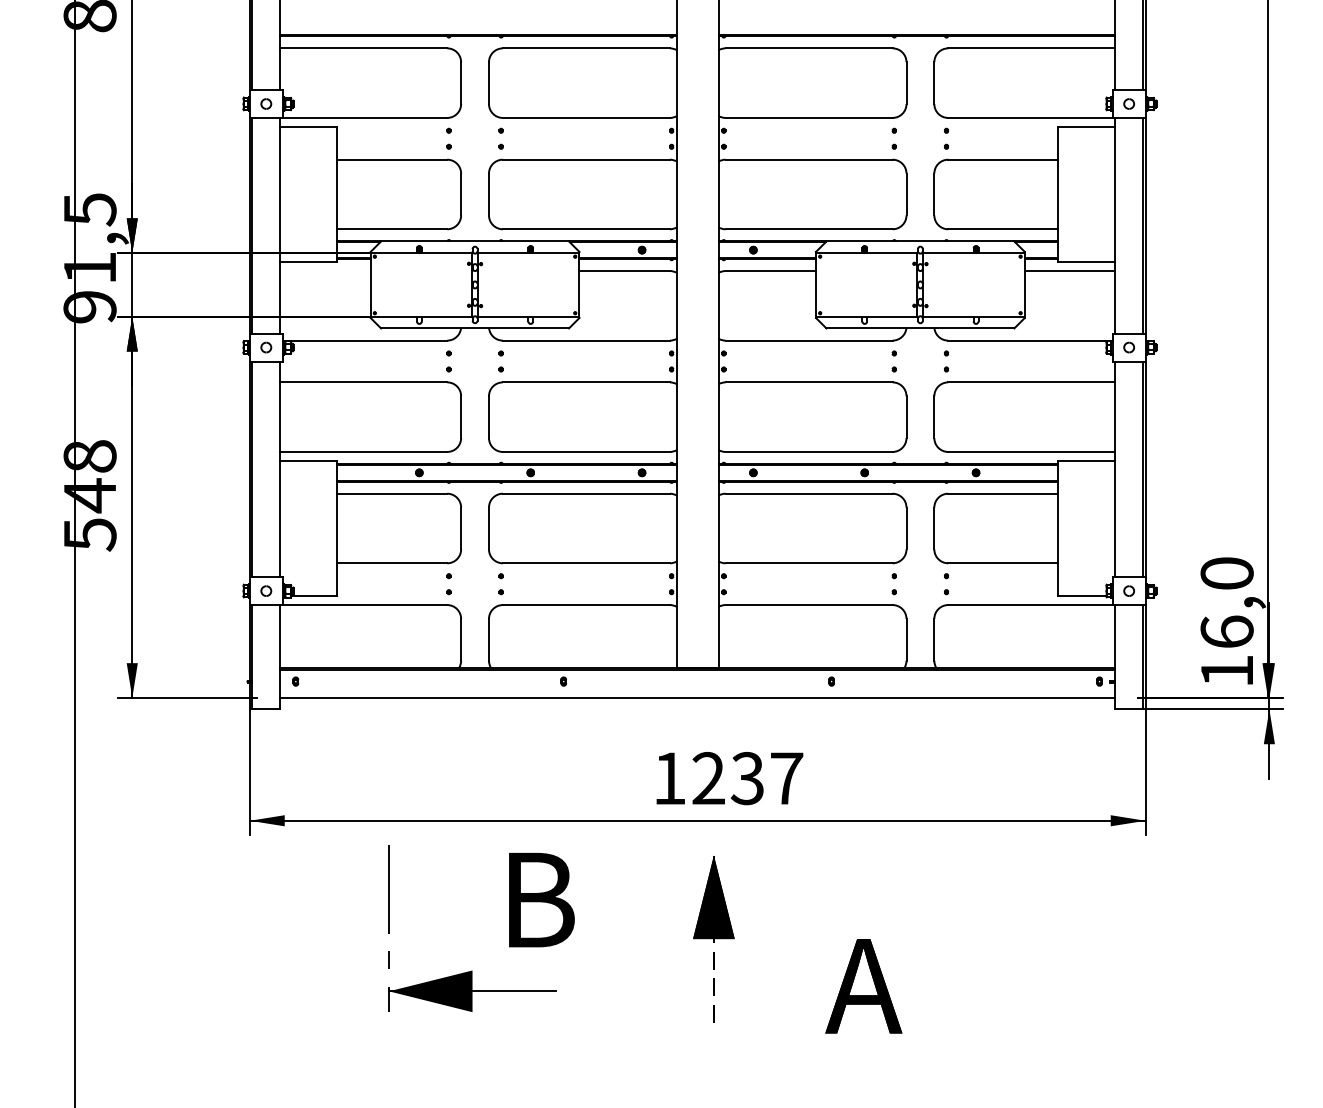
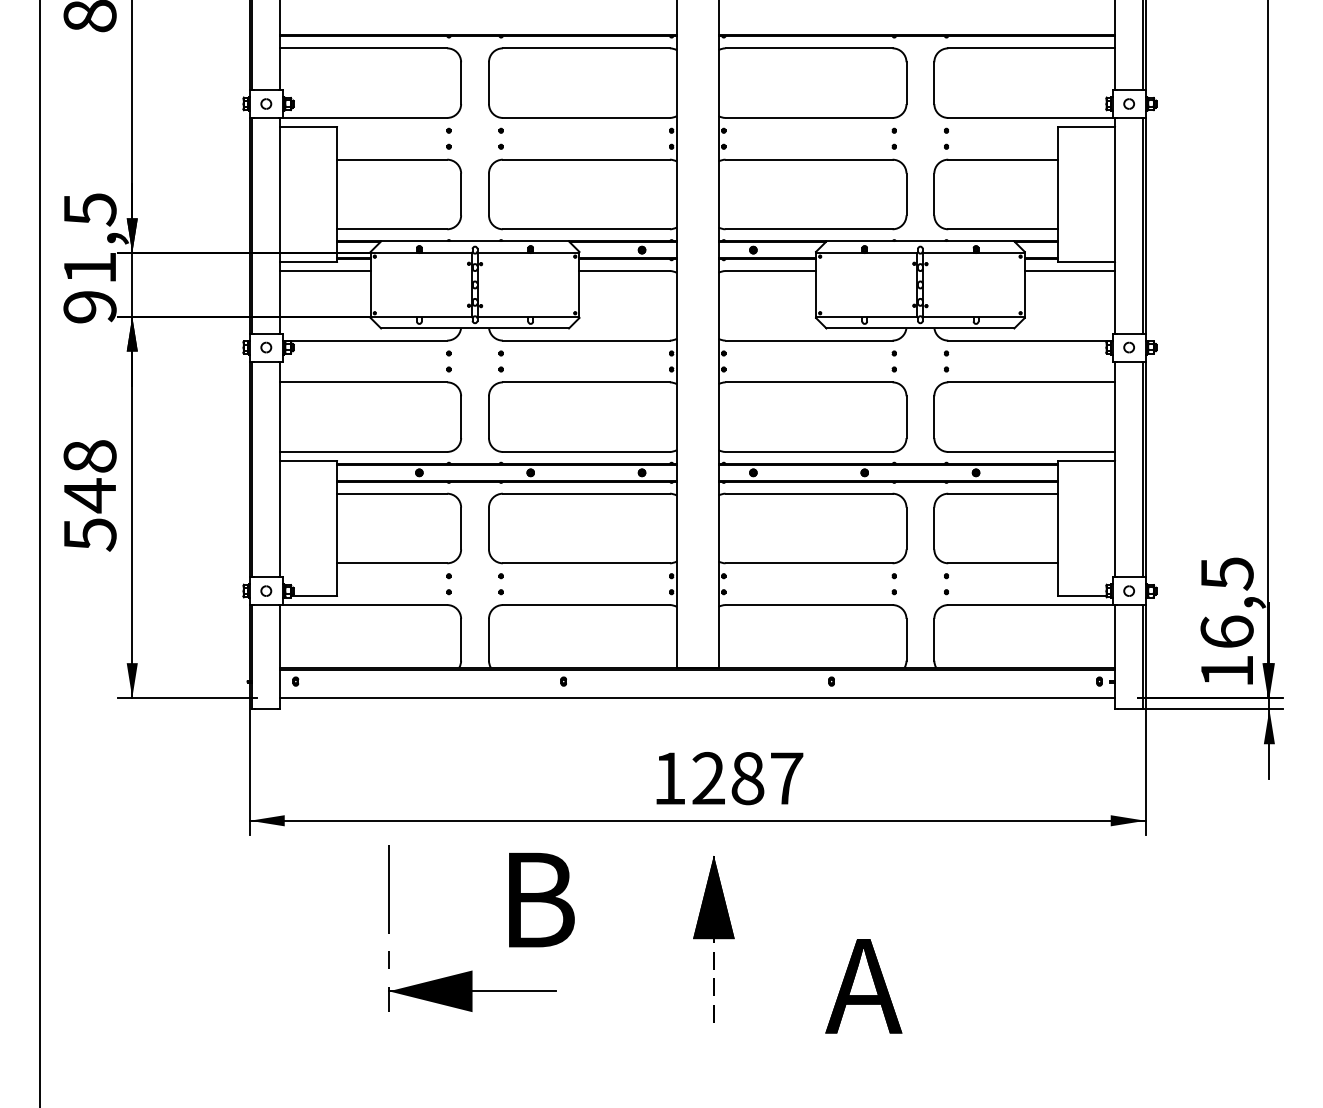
line: none -> present (325, 271)
line position: (74, 553) -> (39, 553) (39, 553)
text: 16,0 -> 16,5 (1226, 573)
text: 1237 -> 1287 (747, 778)
